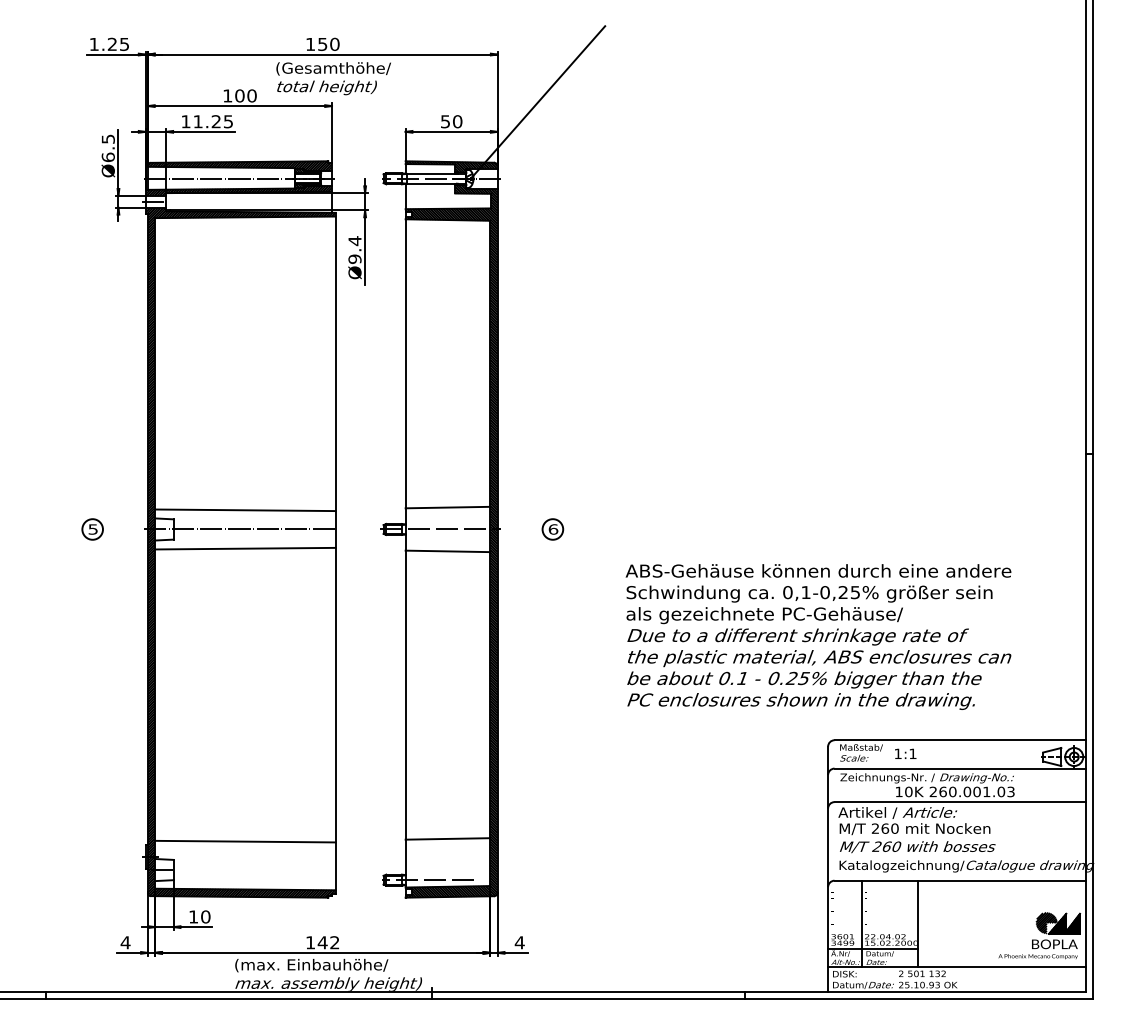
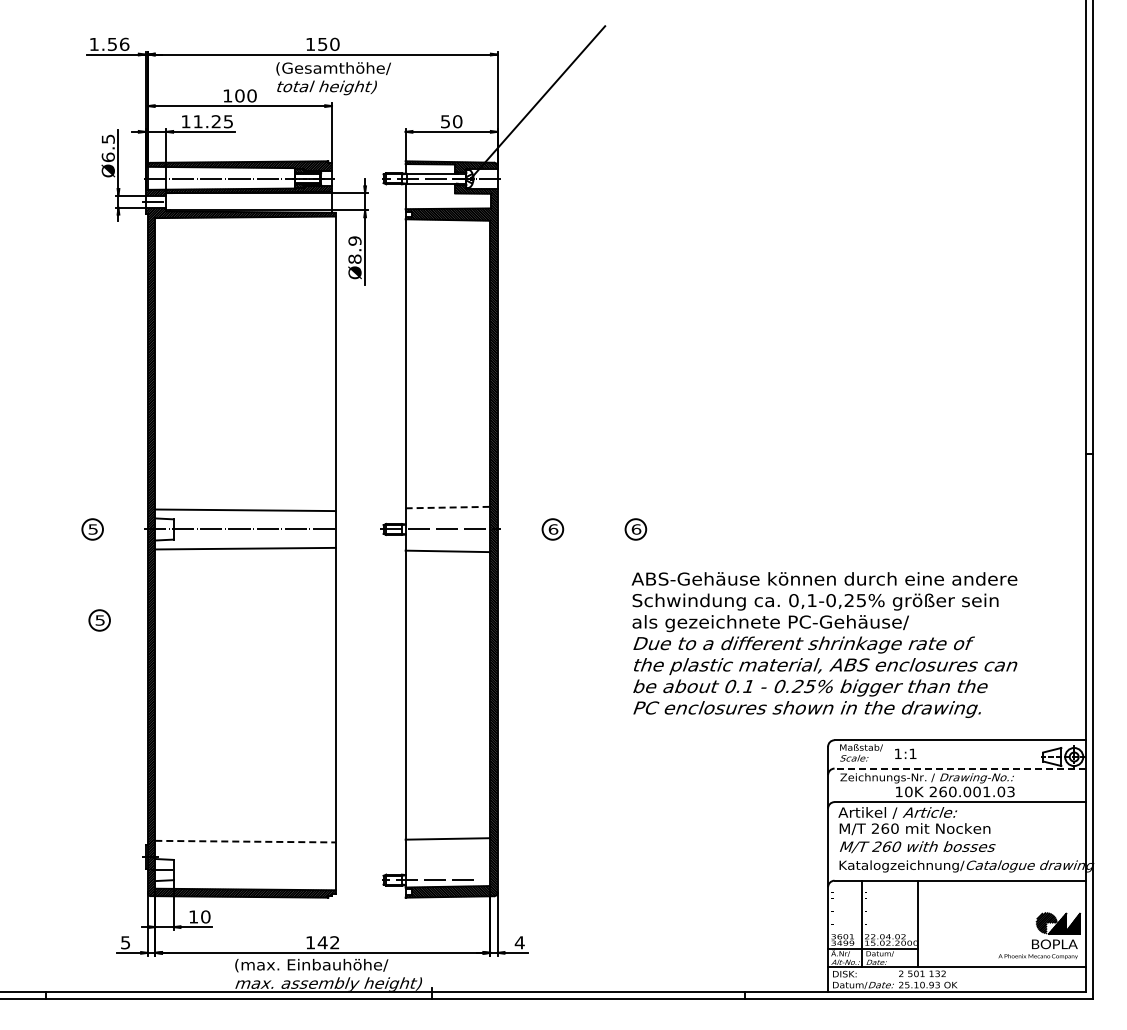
text: 1.25 -> 1.56 (118, 43)
text: Ø9.4 -> Ø8.9 (354, 249)
line: solid -> dashed (448, 507)
part: none -> present (635, 529)
part: none -> present (99, 620)
text position: (818, 636) -> (824, 644) (824, 644)
line: solid -> dashed (960, 768)
line: solid -> dashed (245, 841)
text: 4 -> 5 (125, 942)
